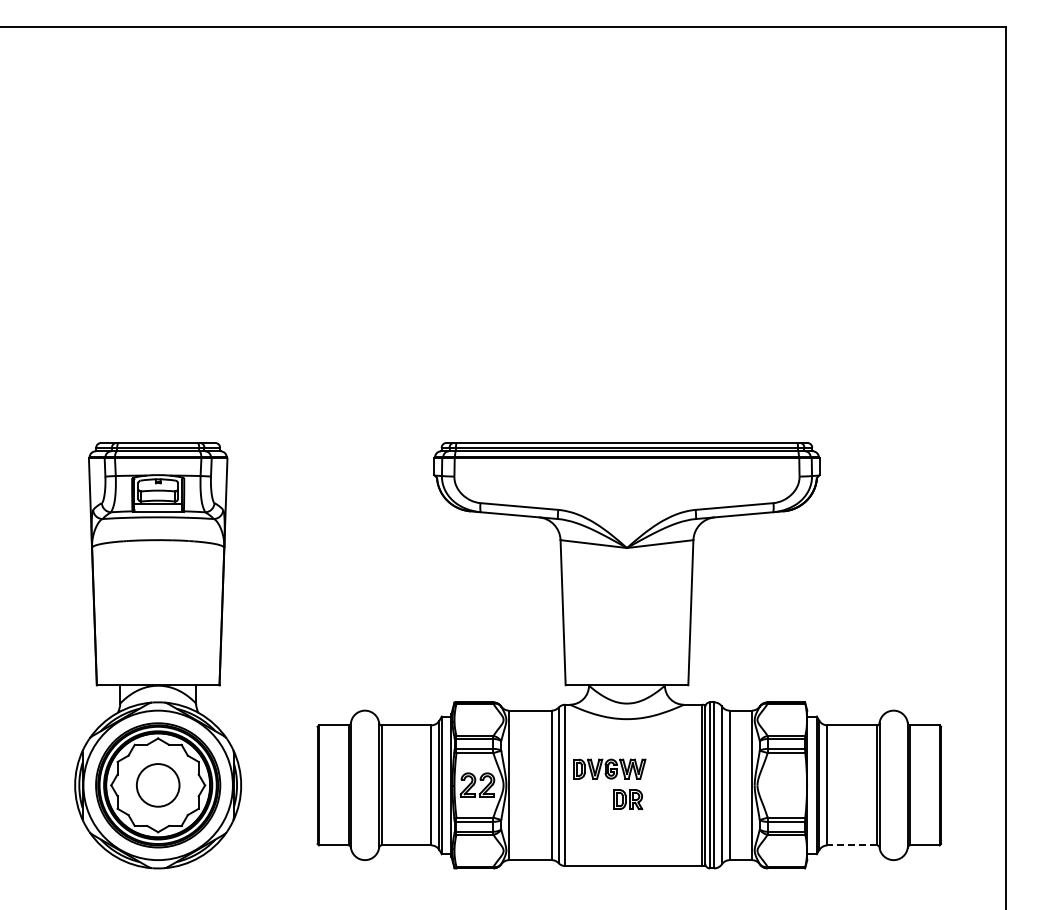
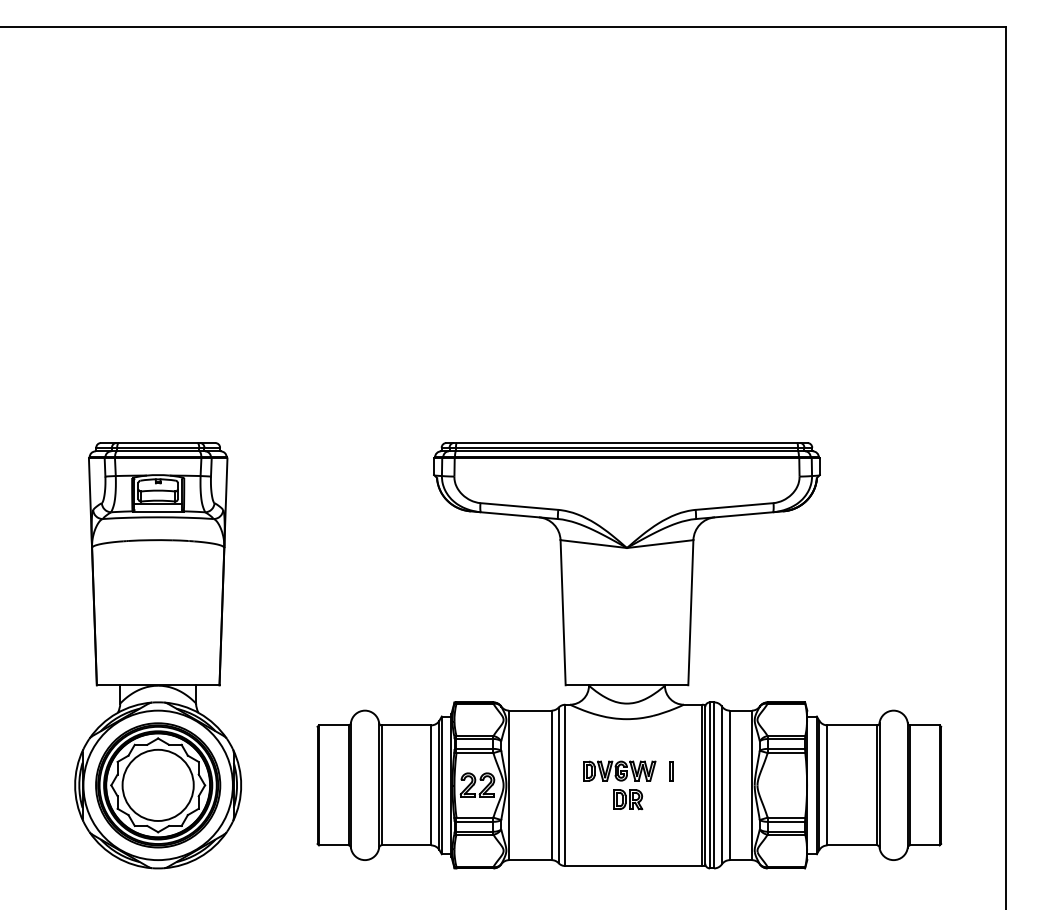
part position: (609, 768) -> (619, 770) (619, 770)
line: none -> present (670, 771)
circle diameter: 43 px -> 71 px (157, 784)
line: dashed -> solid (852, 845)
